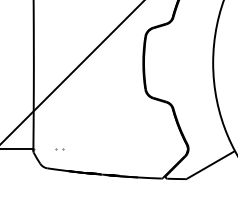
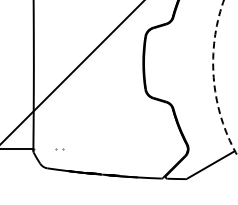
circle: solid -> dashed (225, 77)
